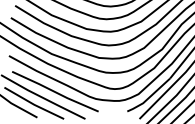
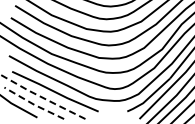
line: solid -> dashed (42, 97)
line: solid -> dashed (33, 104)
